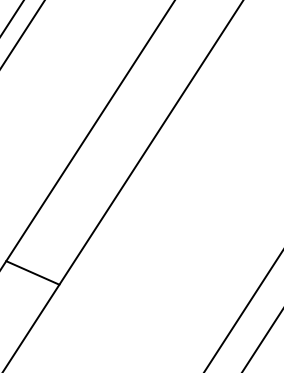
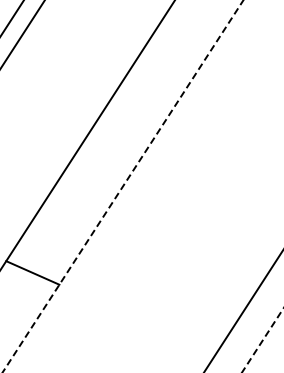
line: solid -> dashed (122, 186)
line: solid -> dashed (262, 340)
